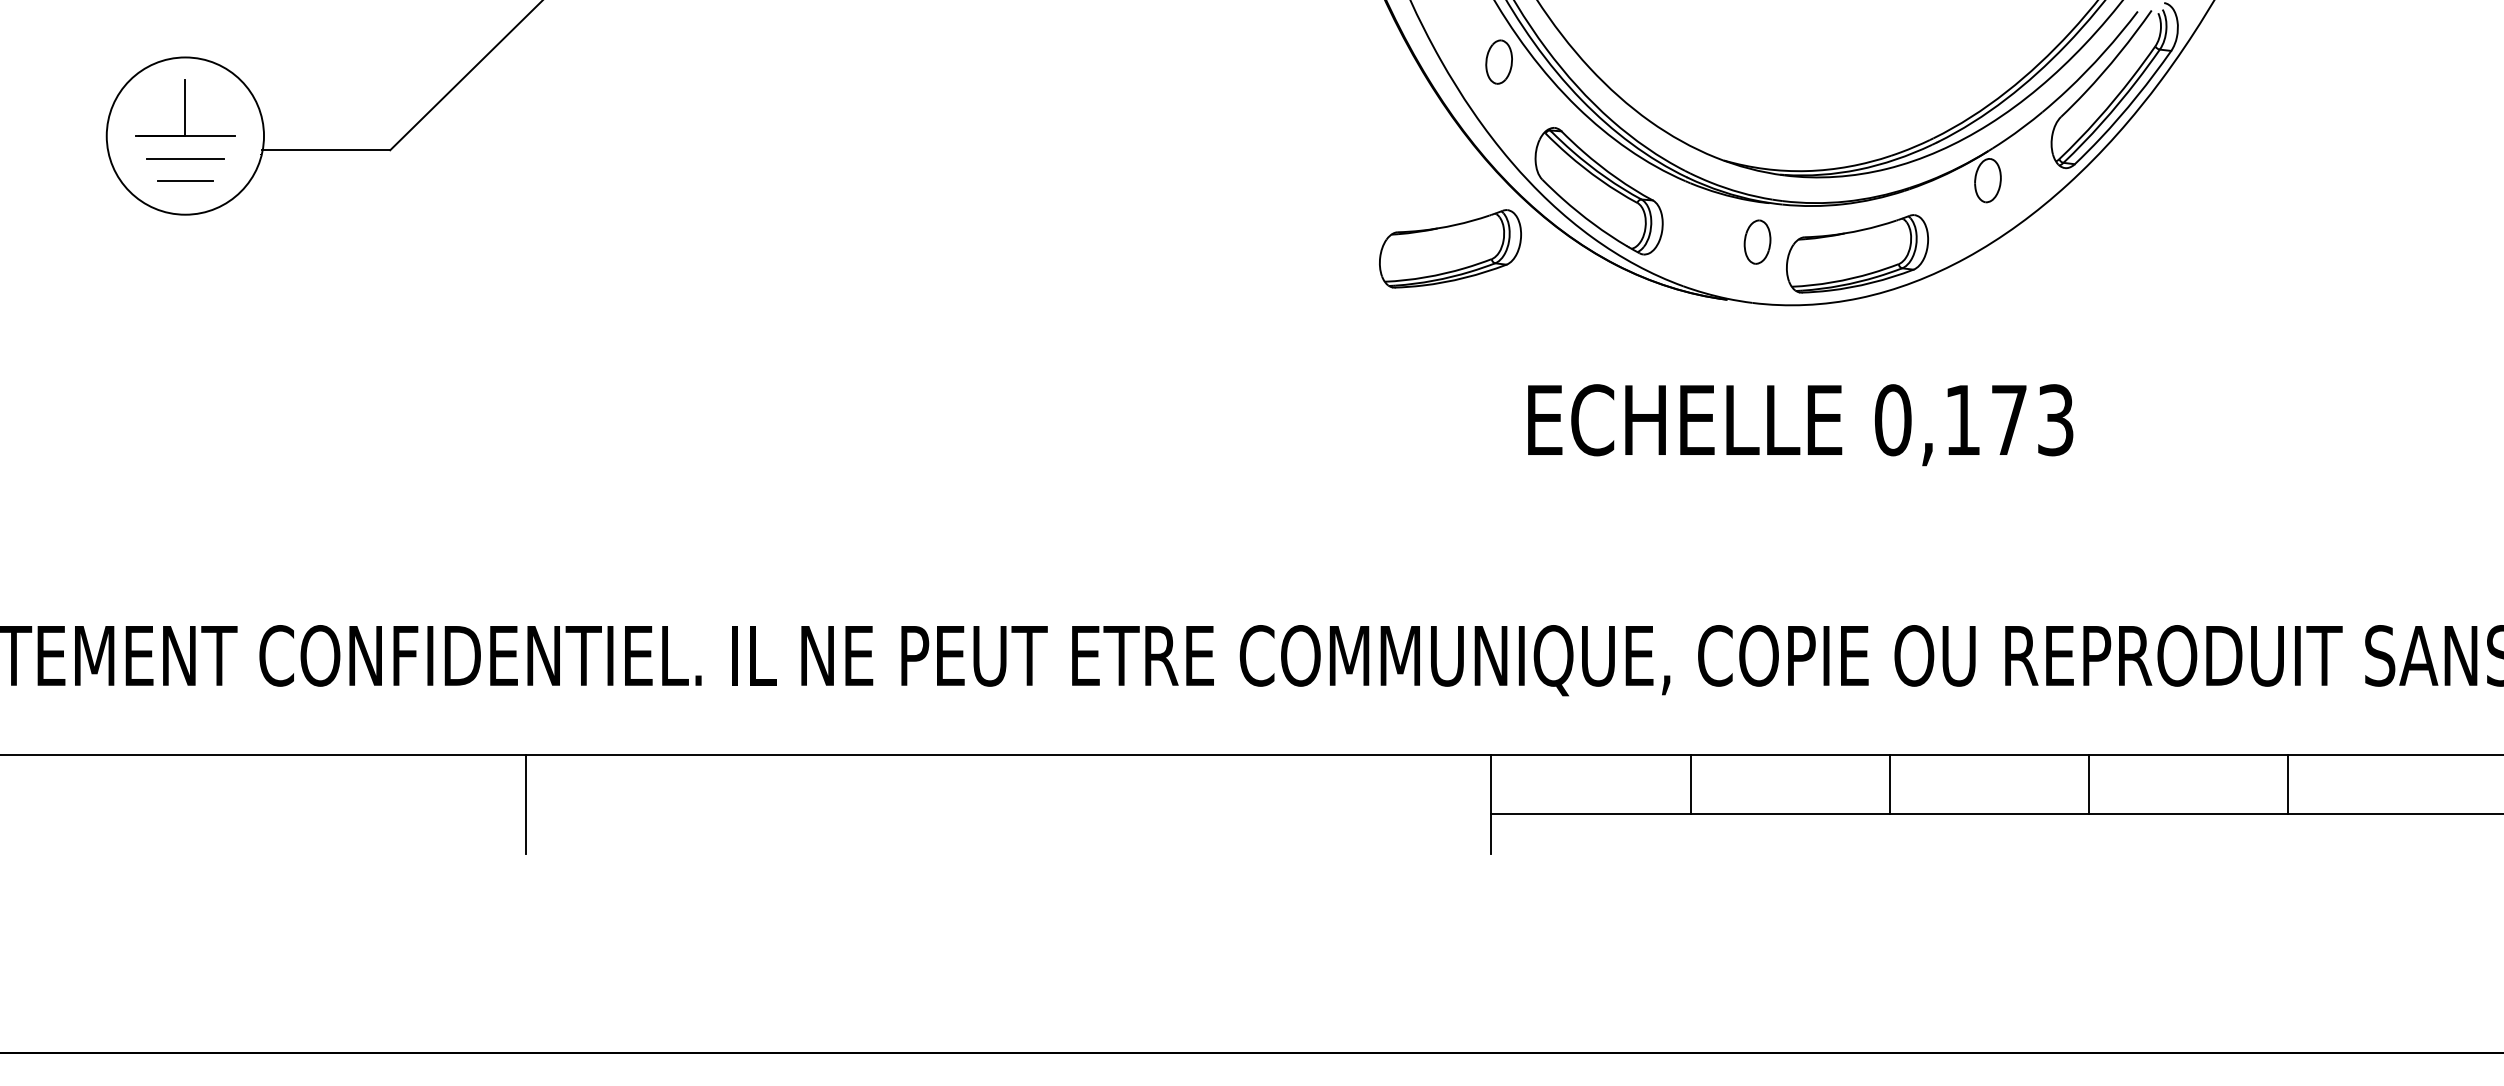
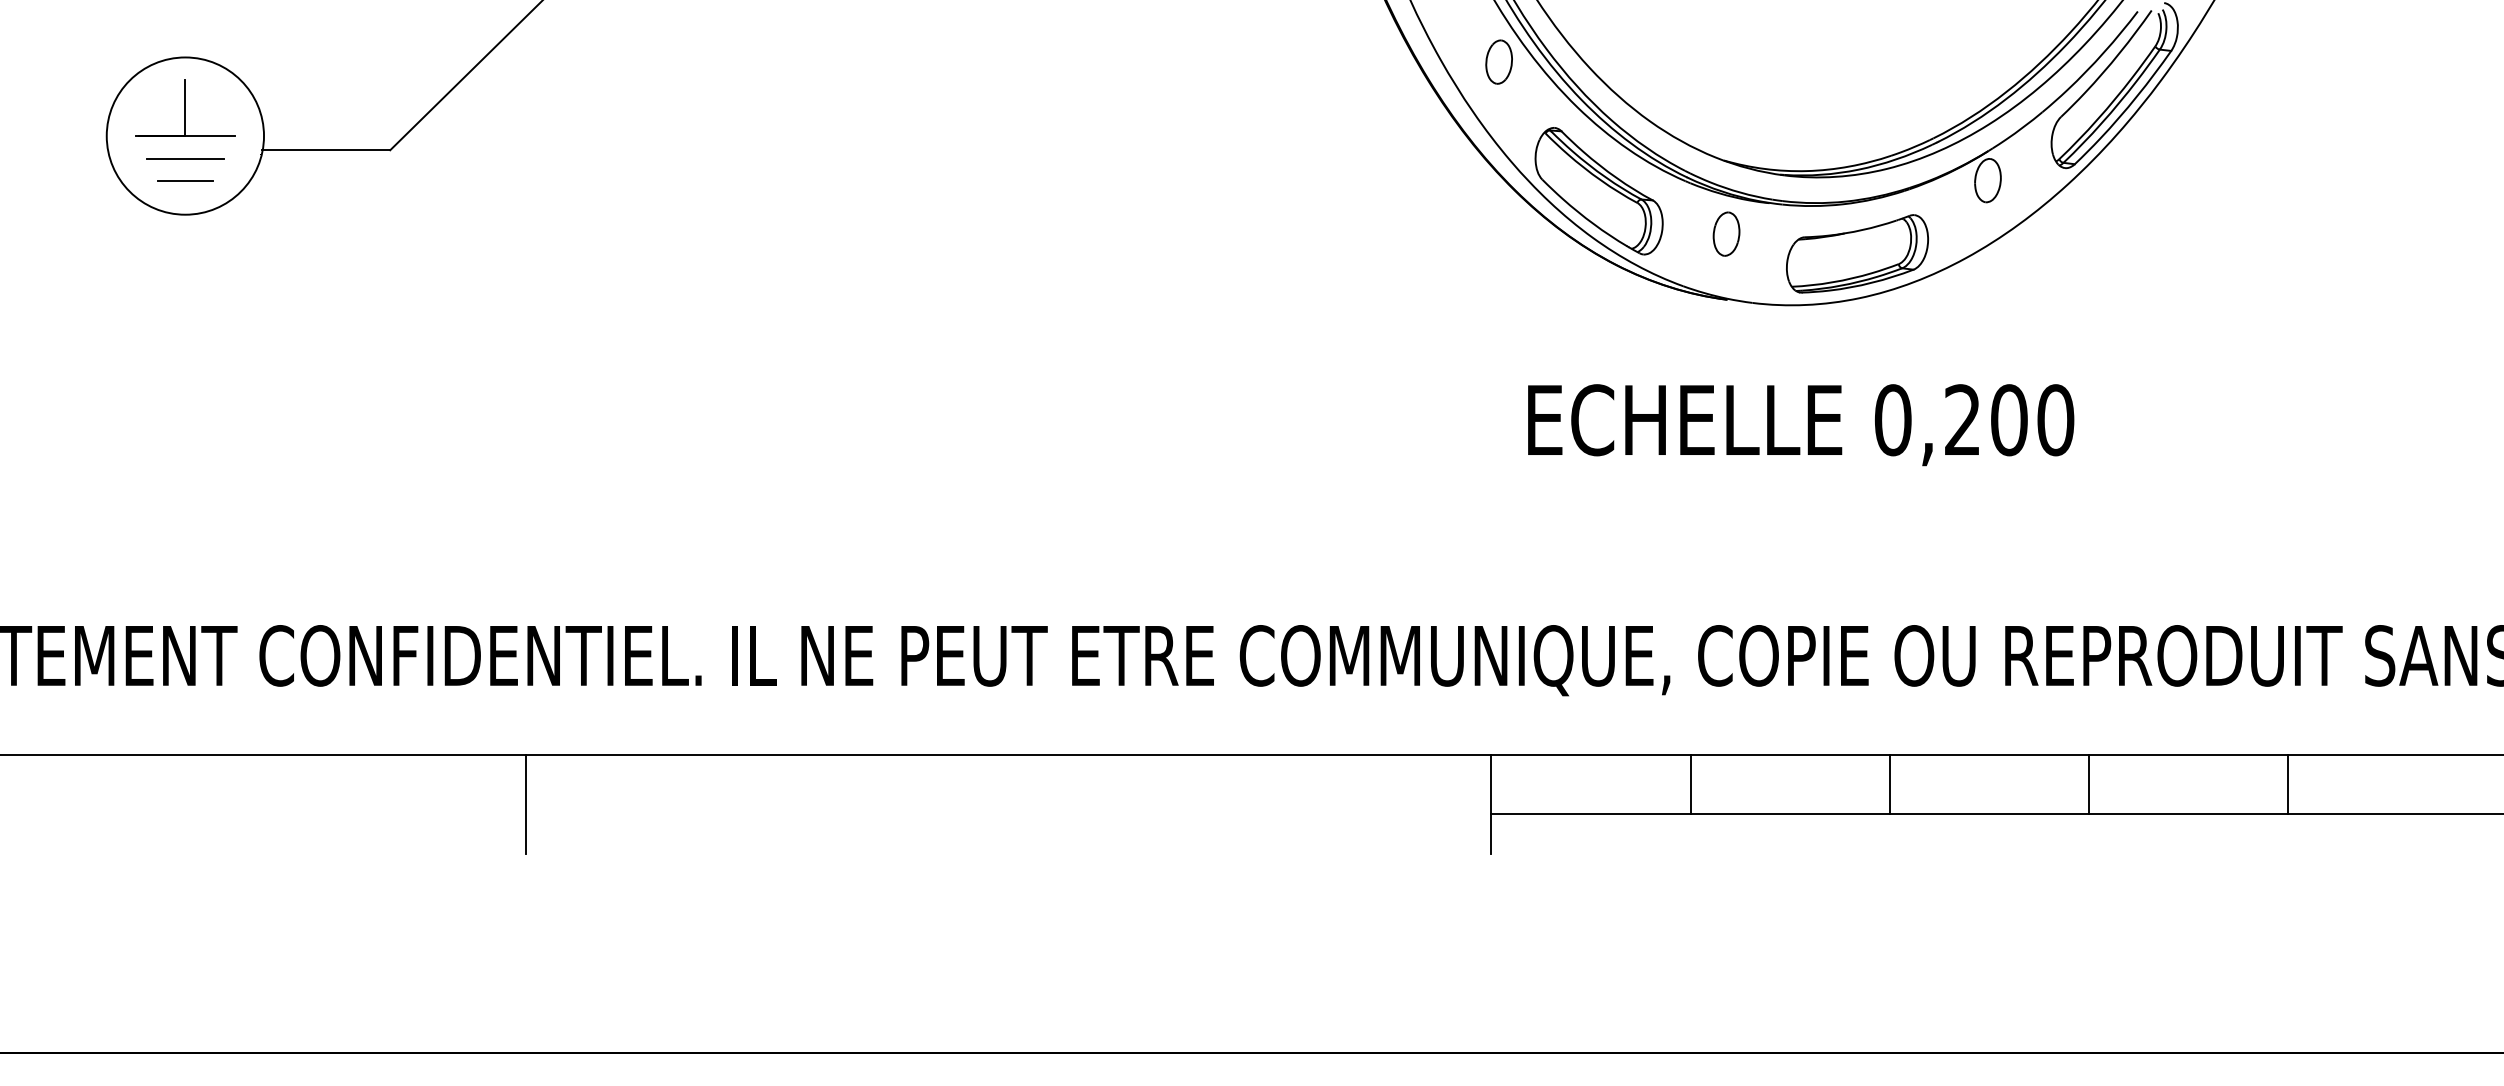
part position: (1757, 241) -> (1726, 233) (1726, 233)
part: present -> none (1450, 248)
text: 0,173 -> 0,200 (2009, 420)
